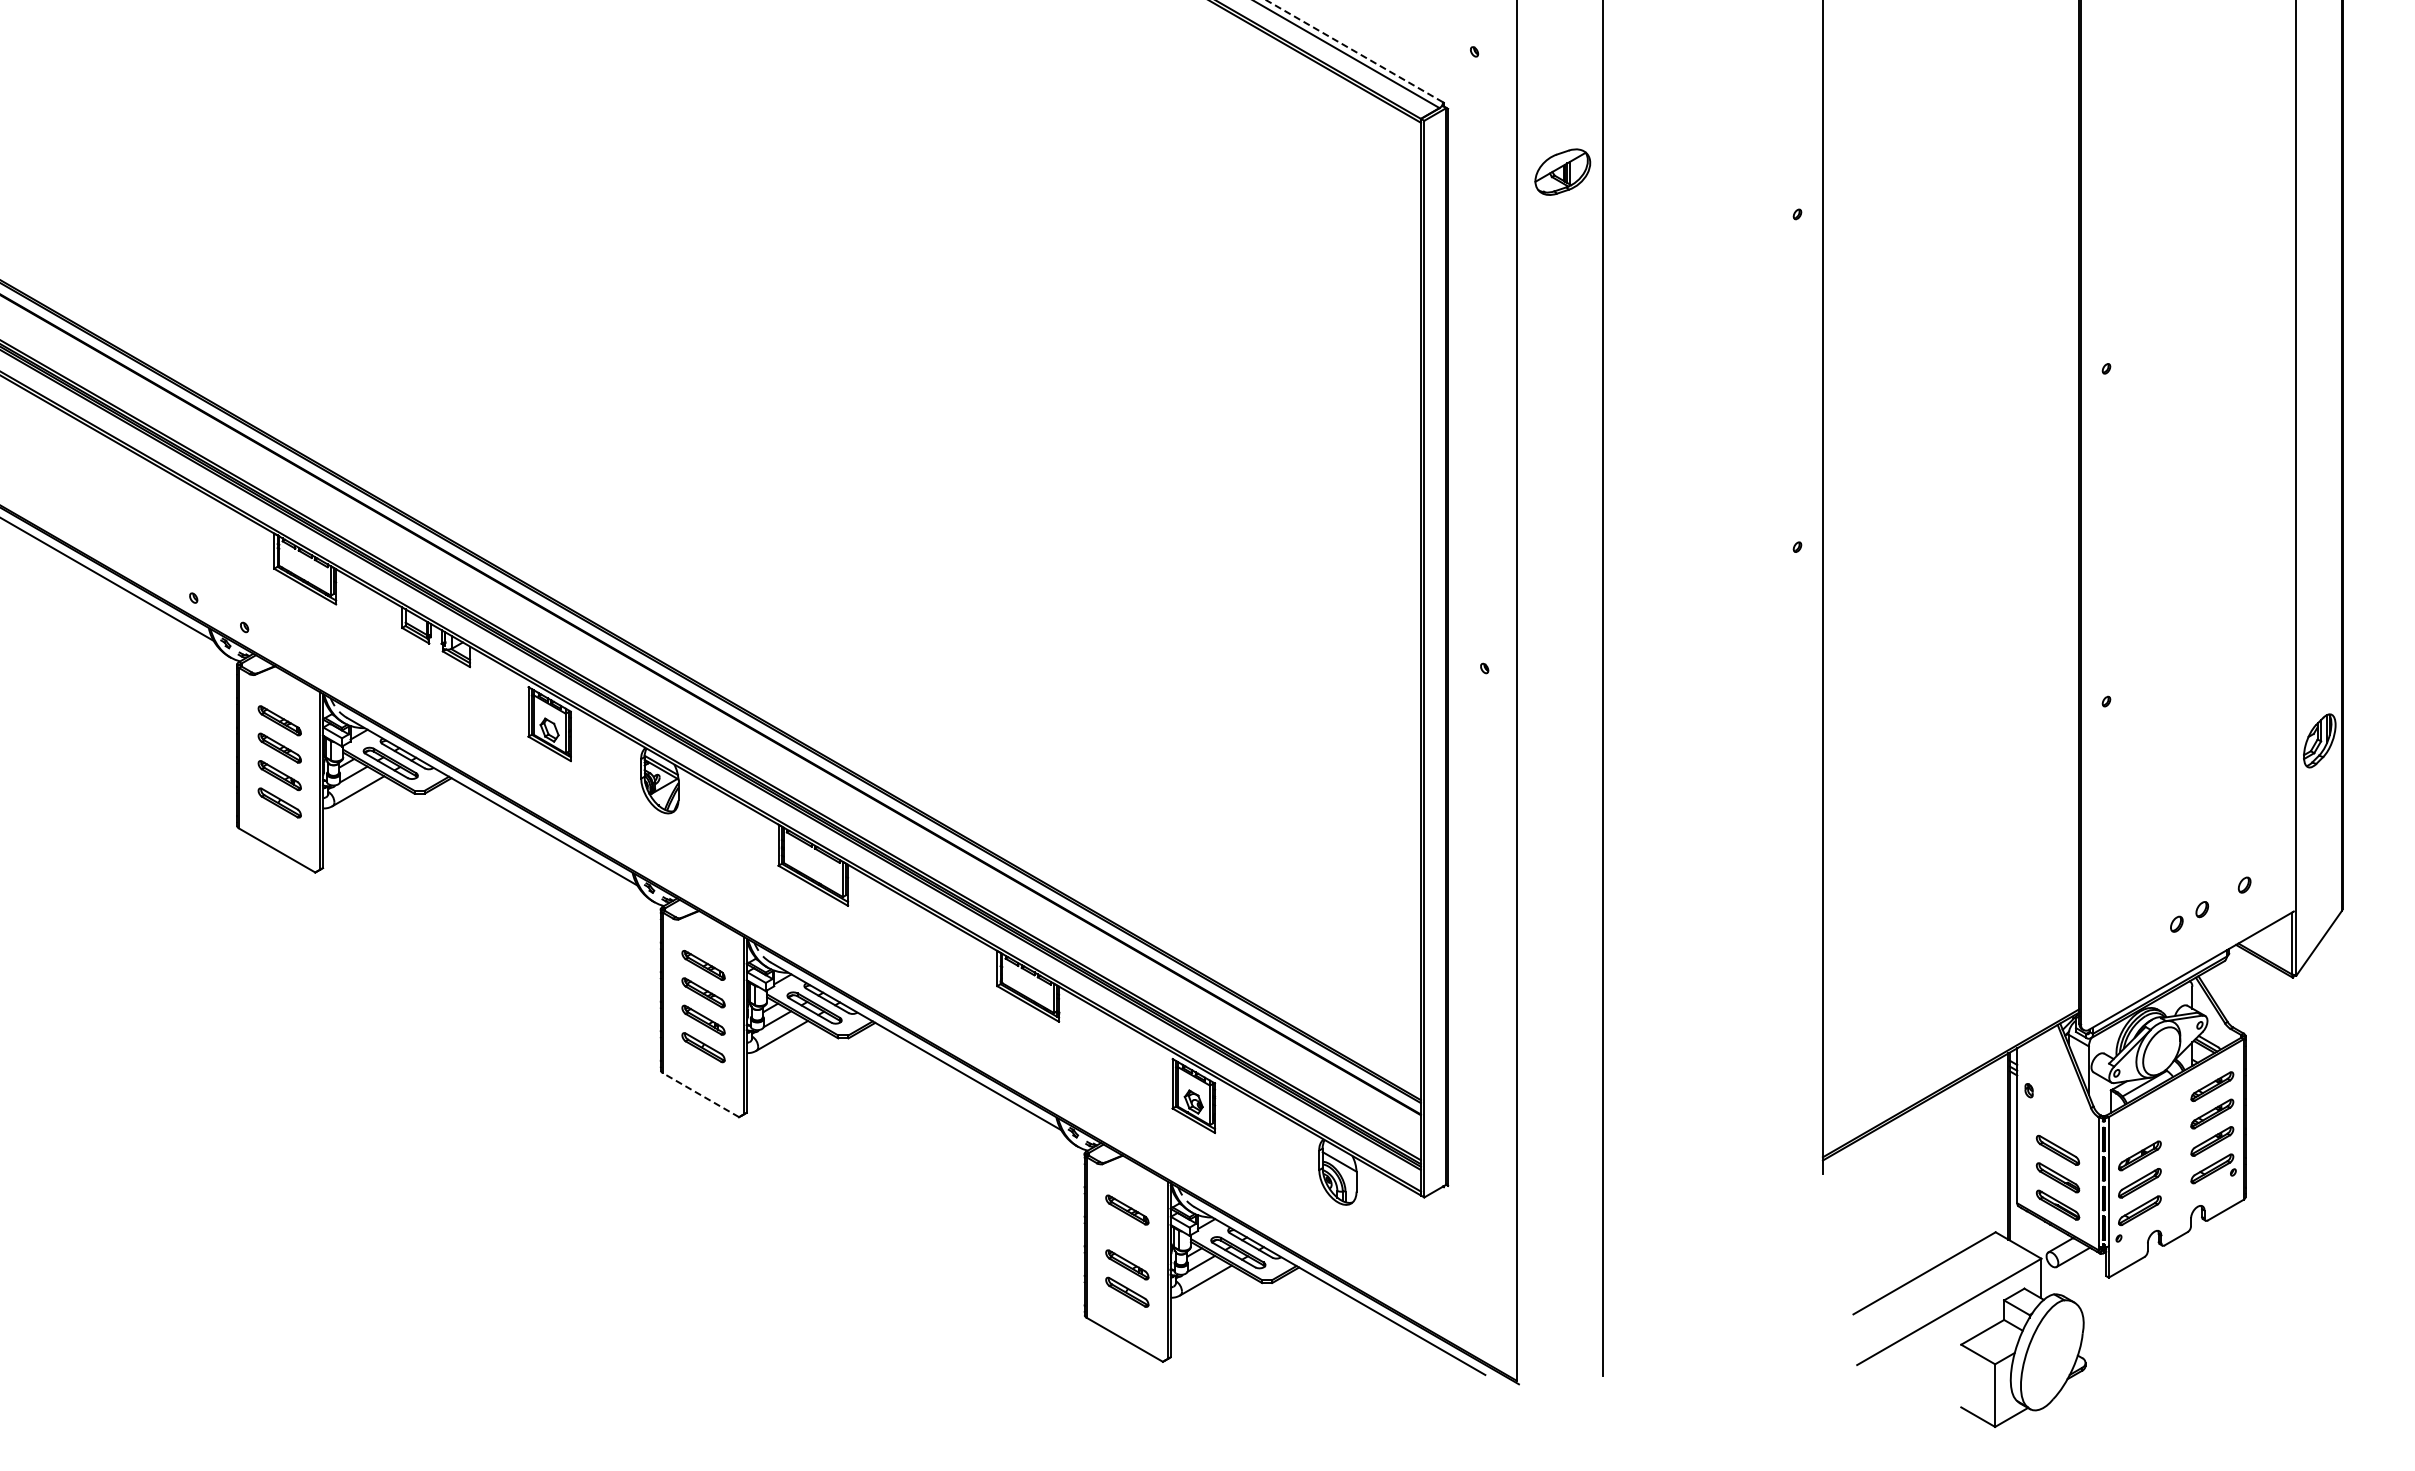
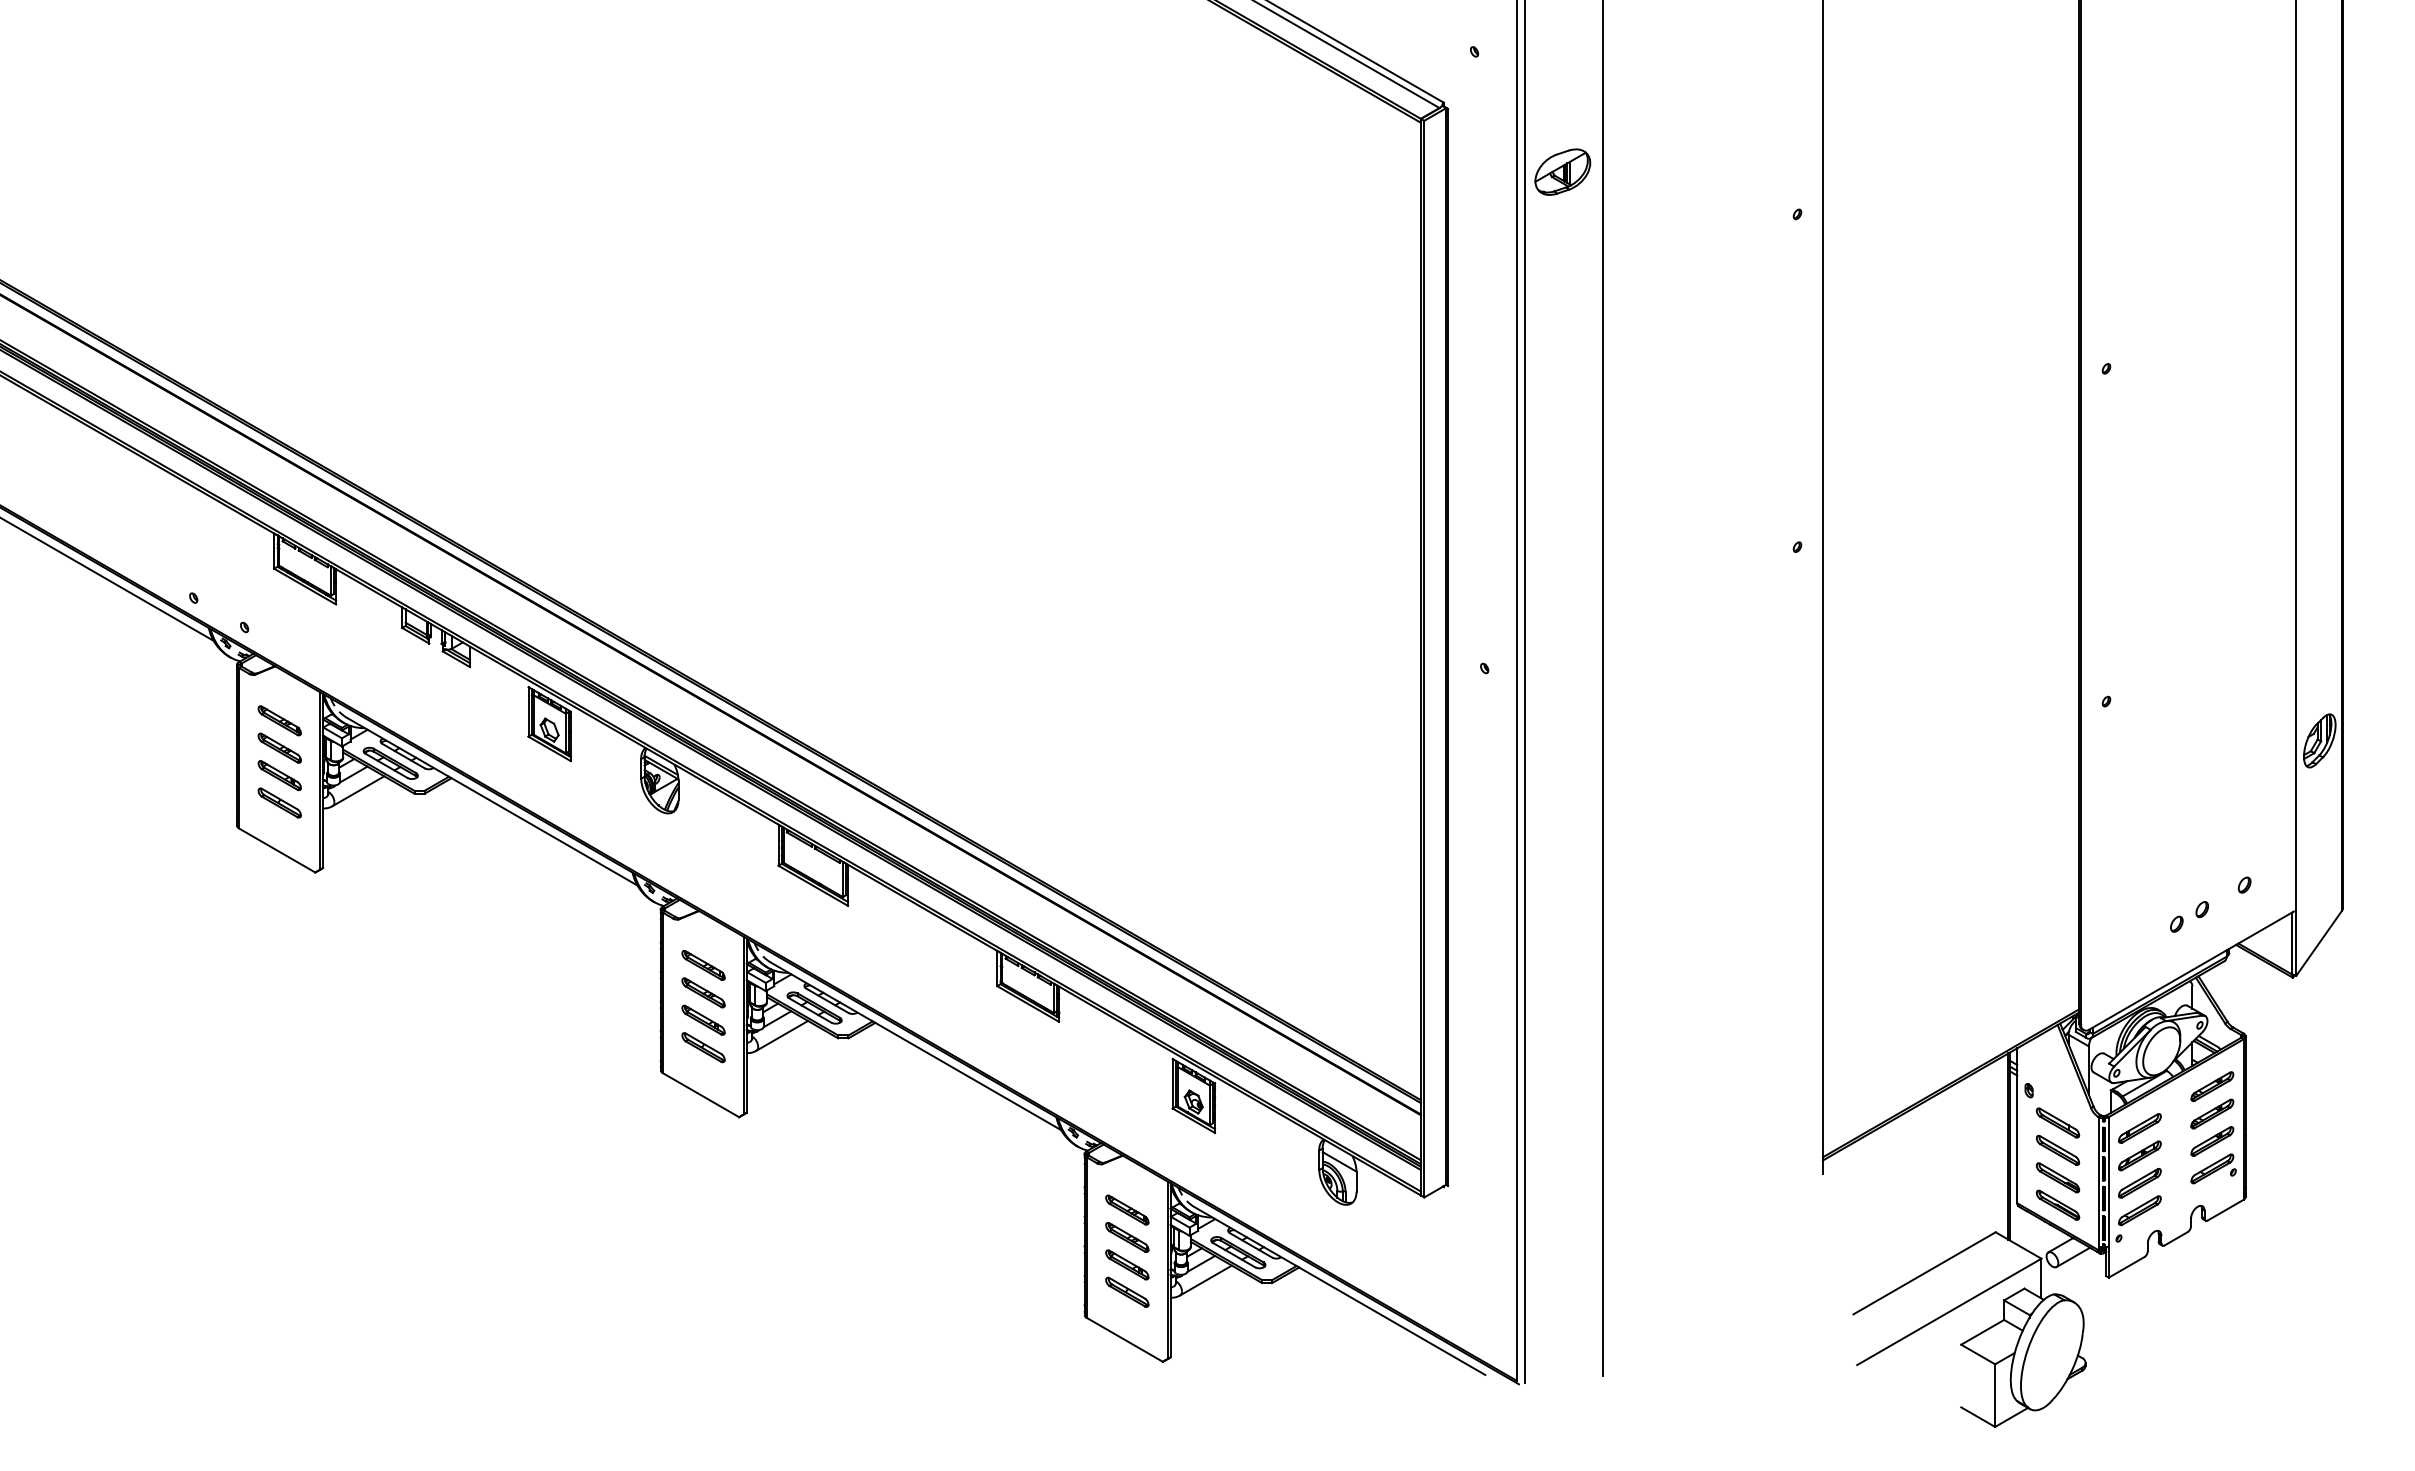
line: dashed -> solid (1354, 51)
line: none -> present (1524, 692)
line: dashed -> solid (700, 1094)
part: none -> present (2057, 1122)
part: none -> present (2139, 1128)
part: none -> present (1127, 1237)
